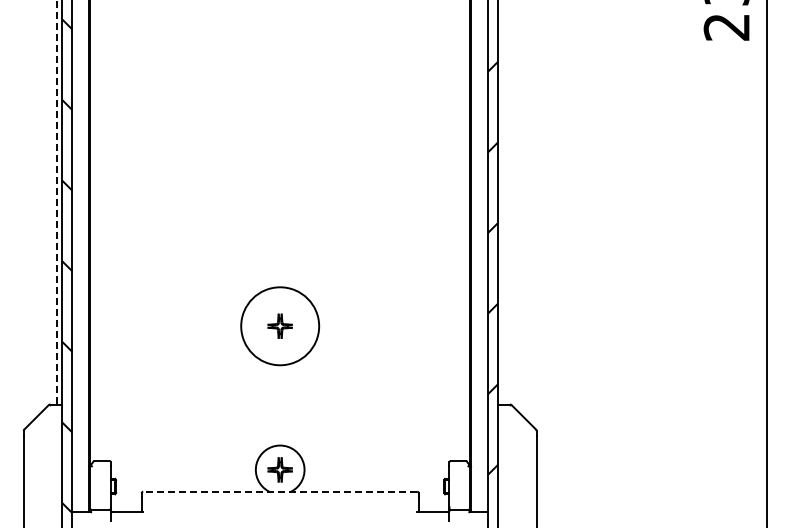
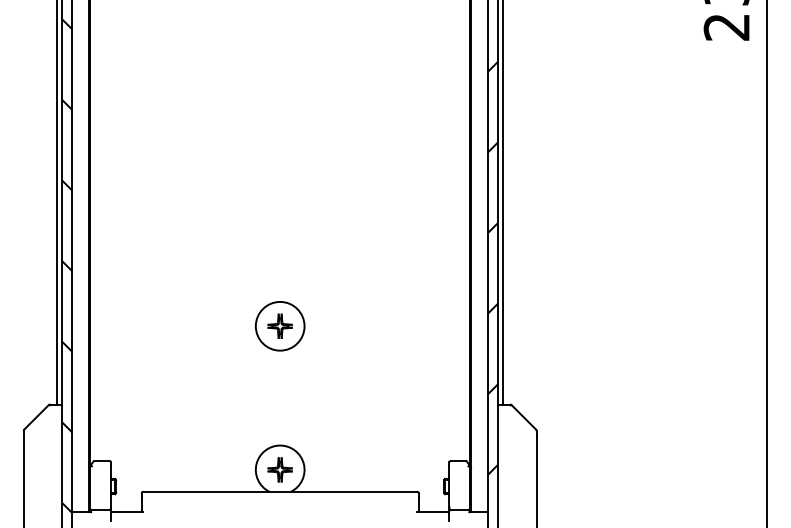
line: dashed -> solid (57, 202)
line: none -> present (503, 203)
circle diameter: 78 px -> 49 px (279, 325)
line: dashed -> solid (280, 491)
